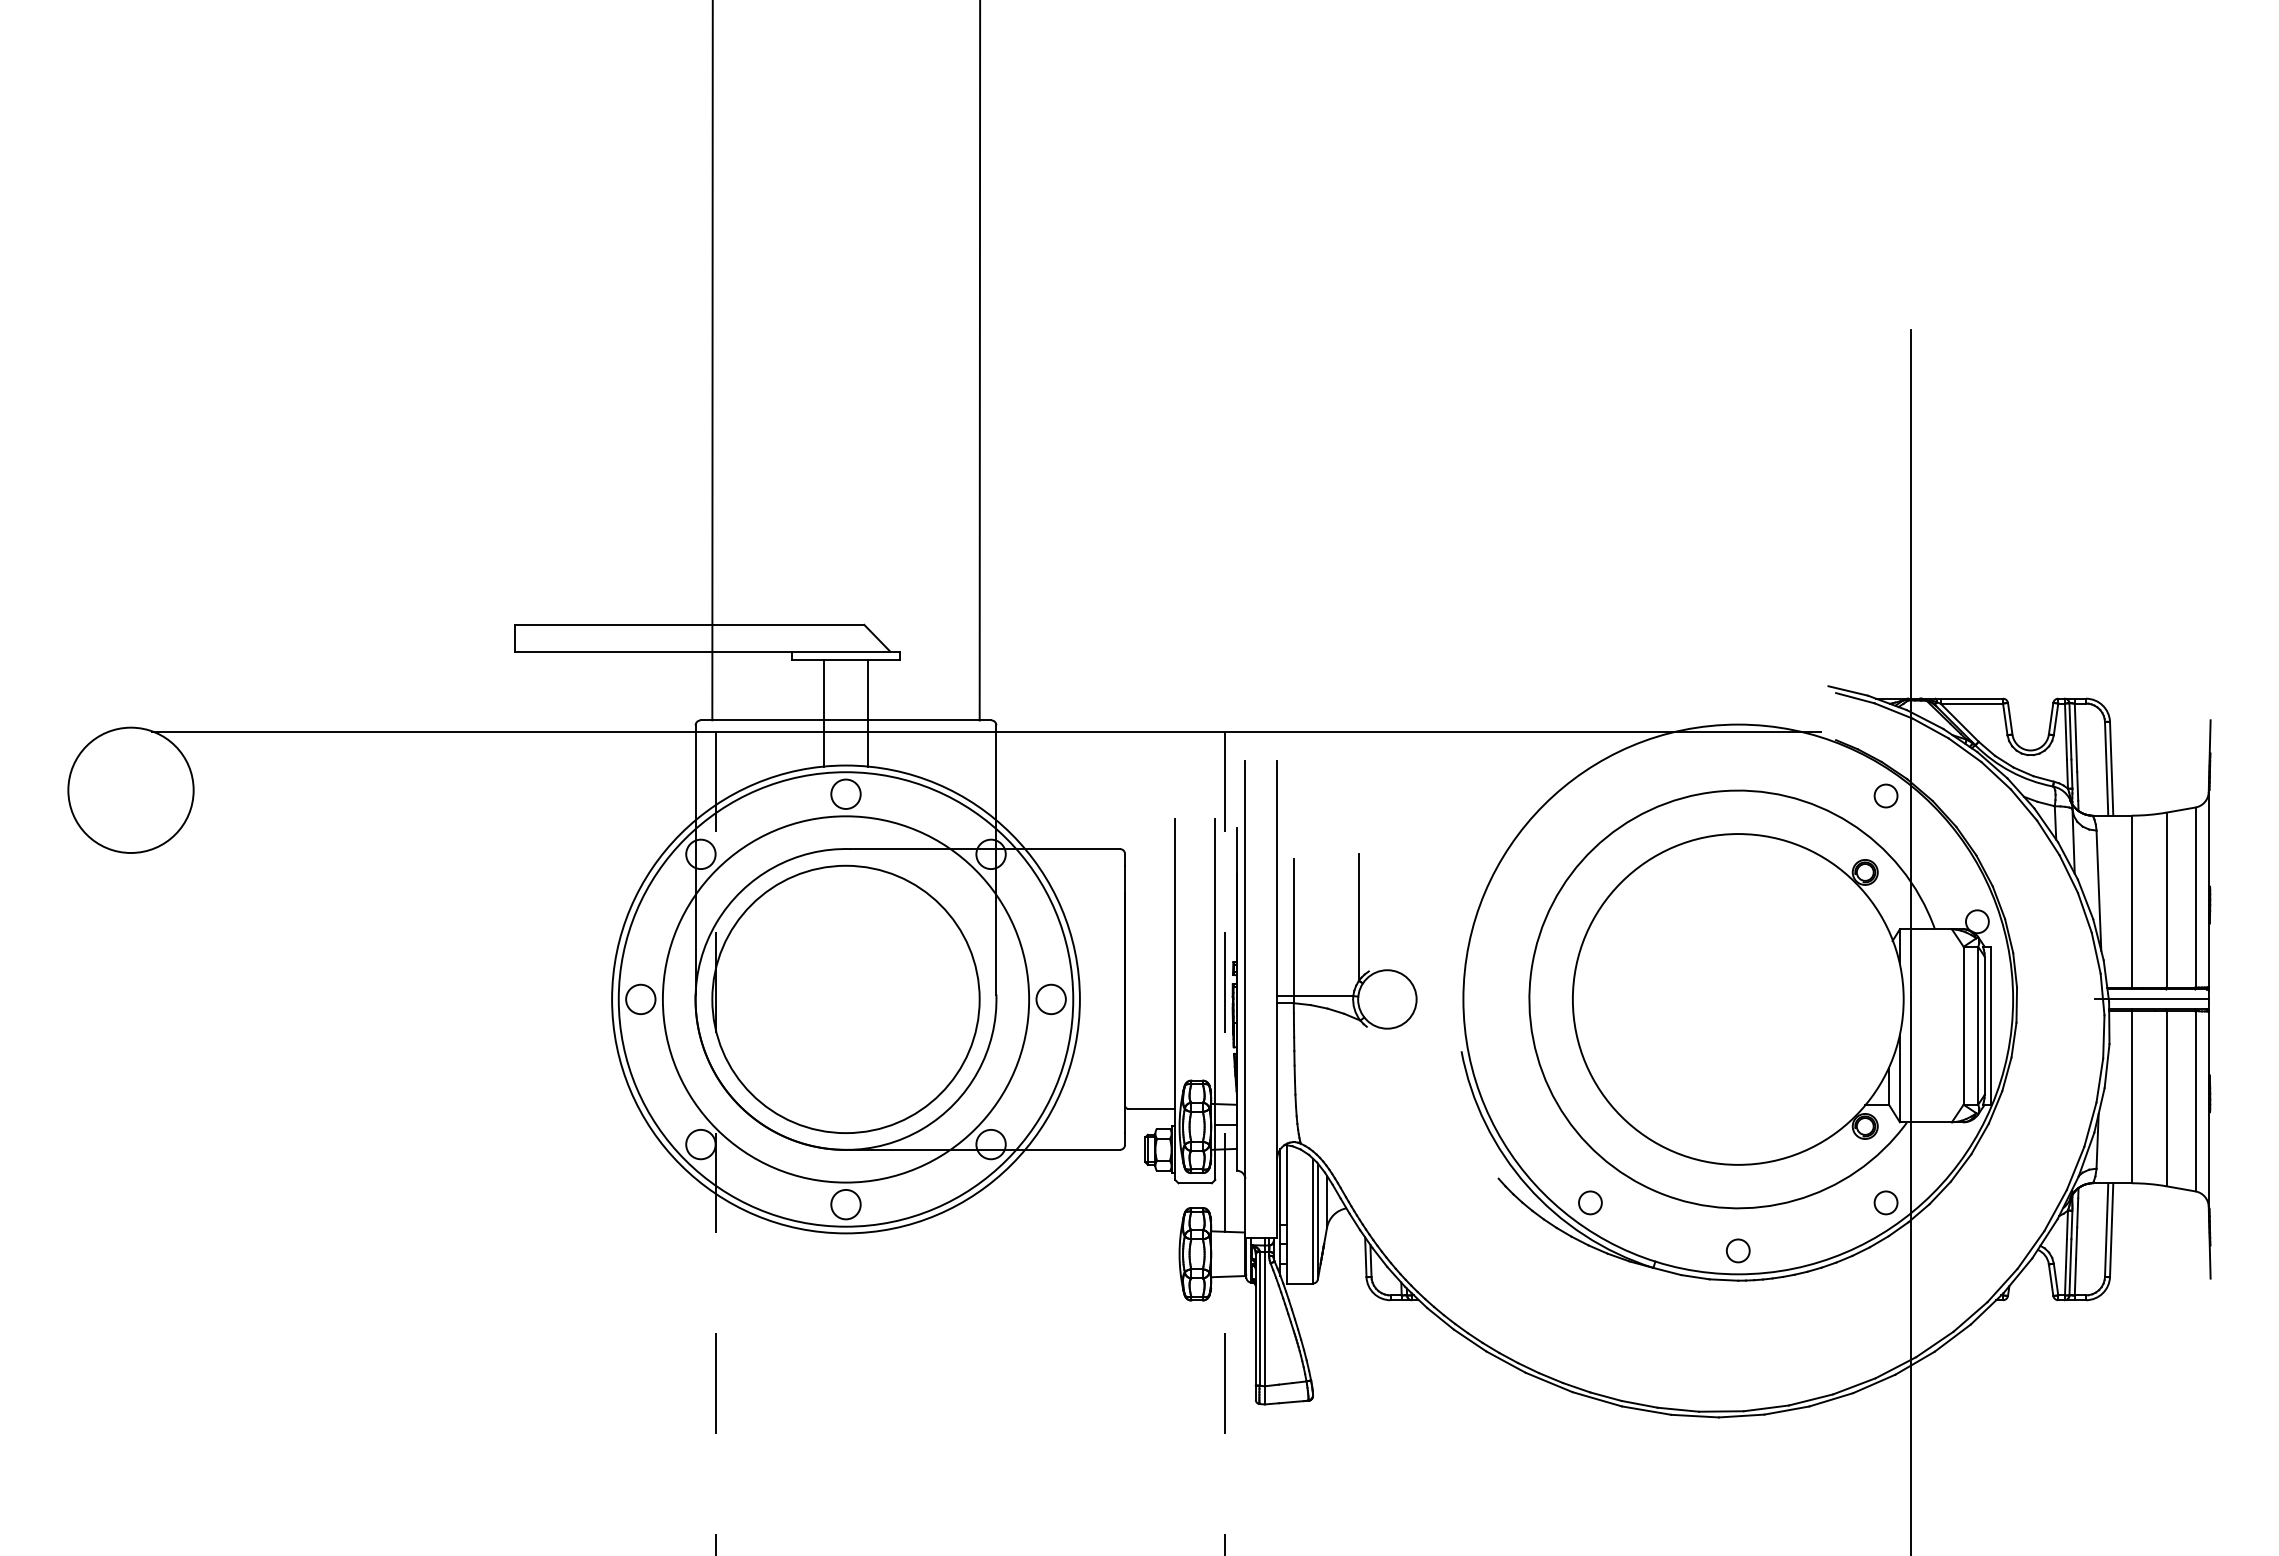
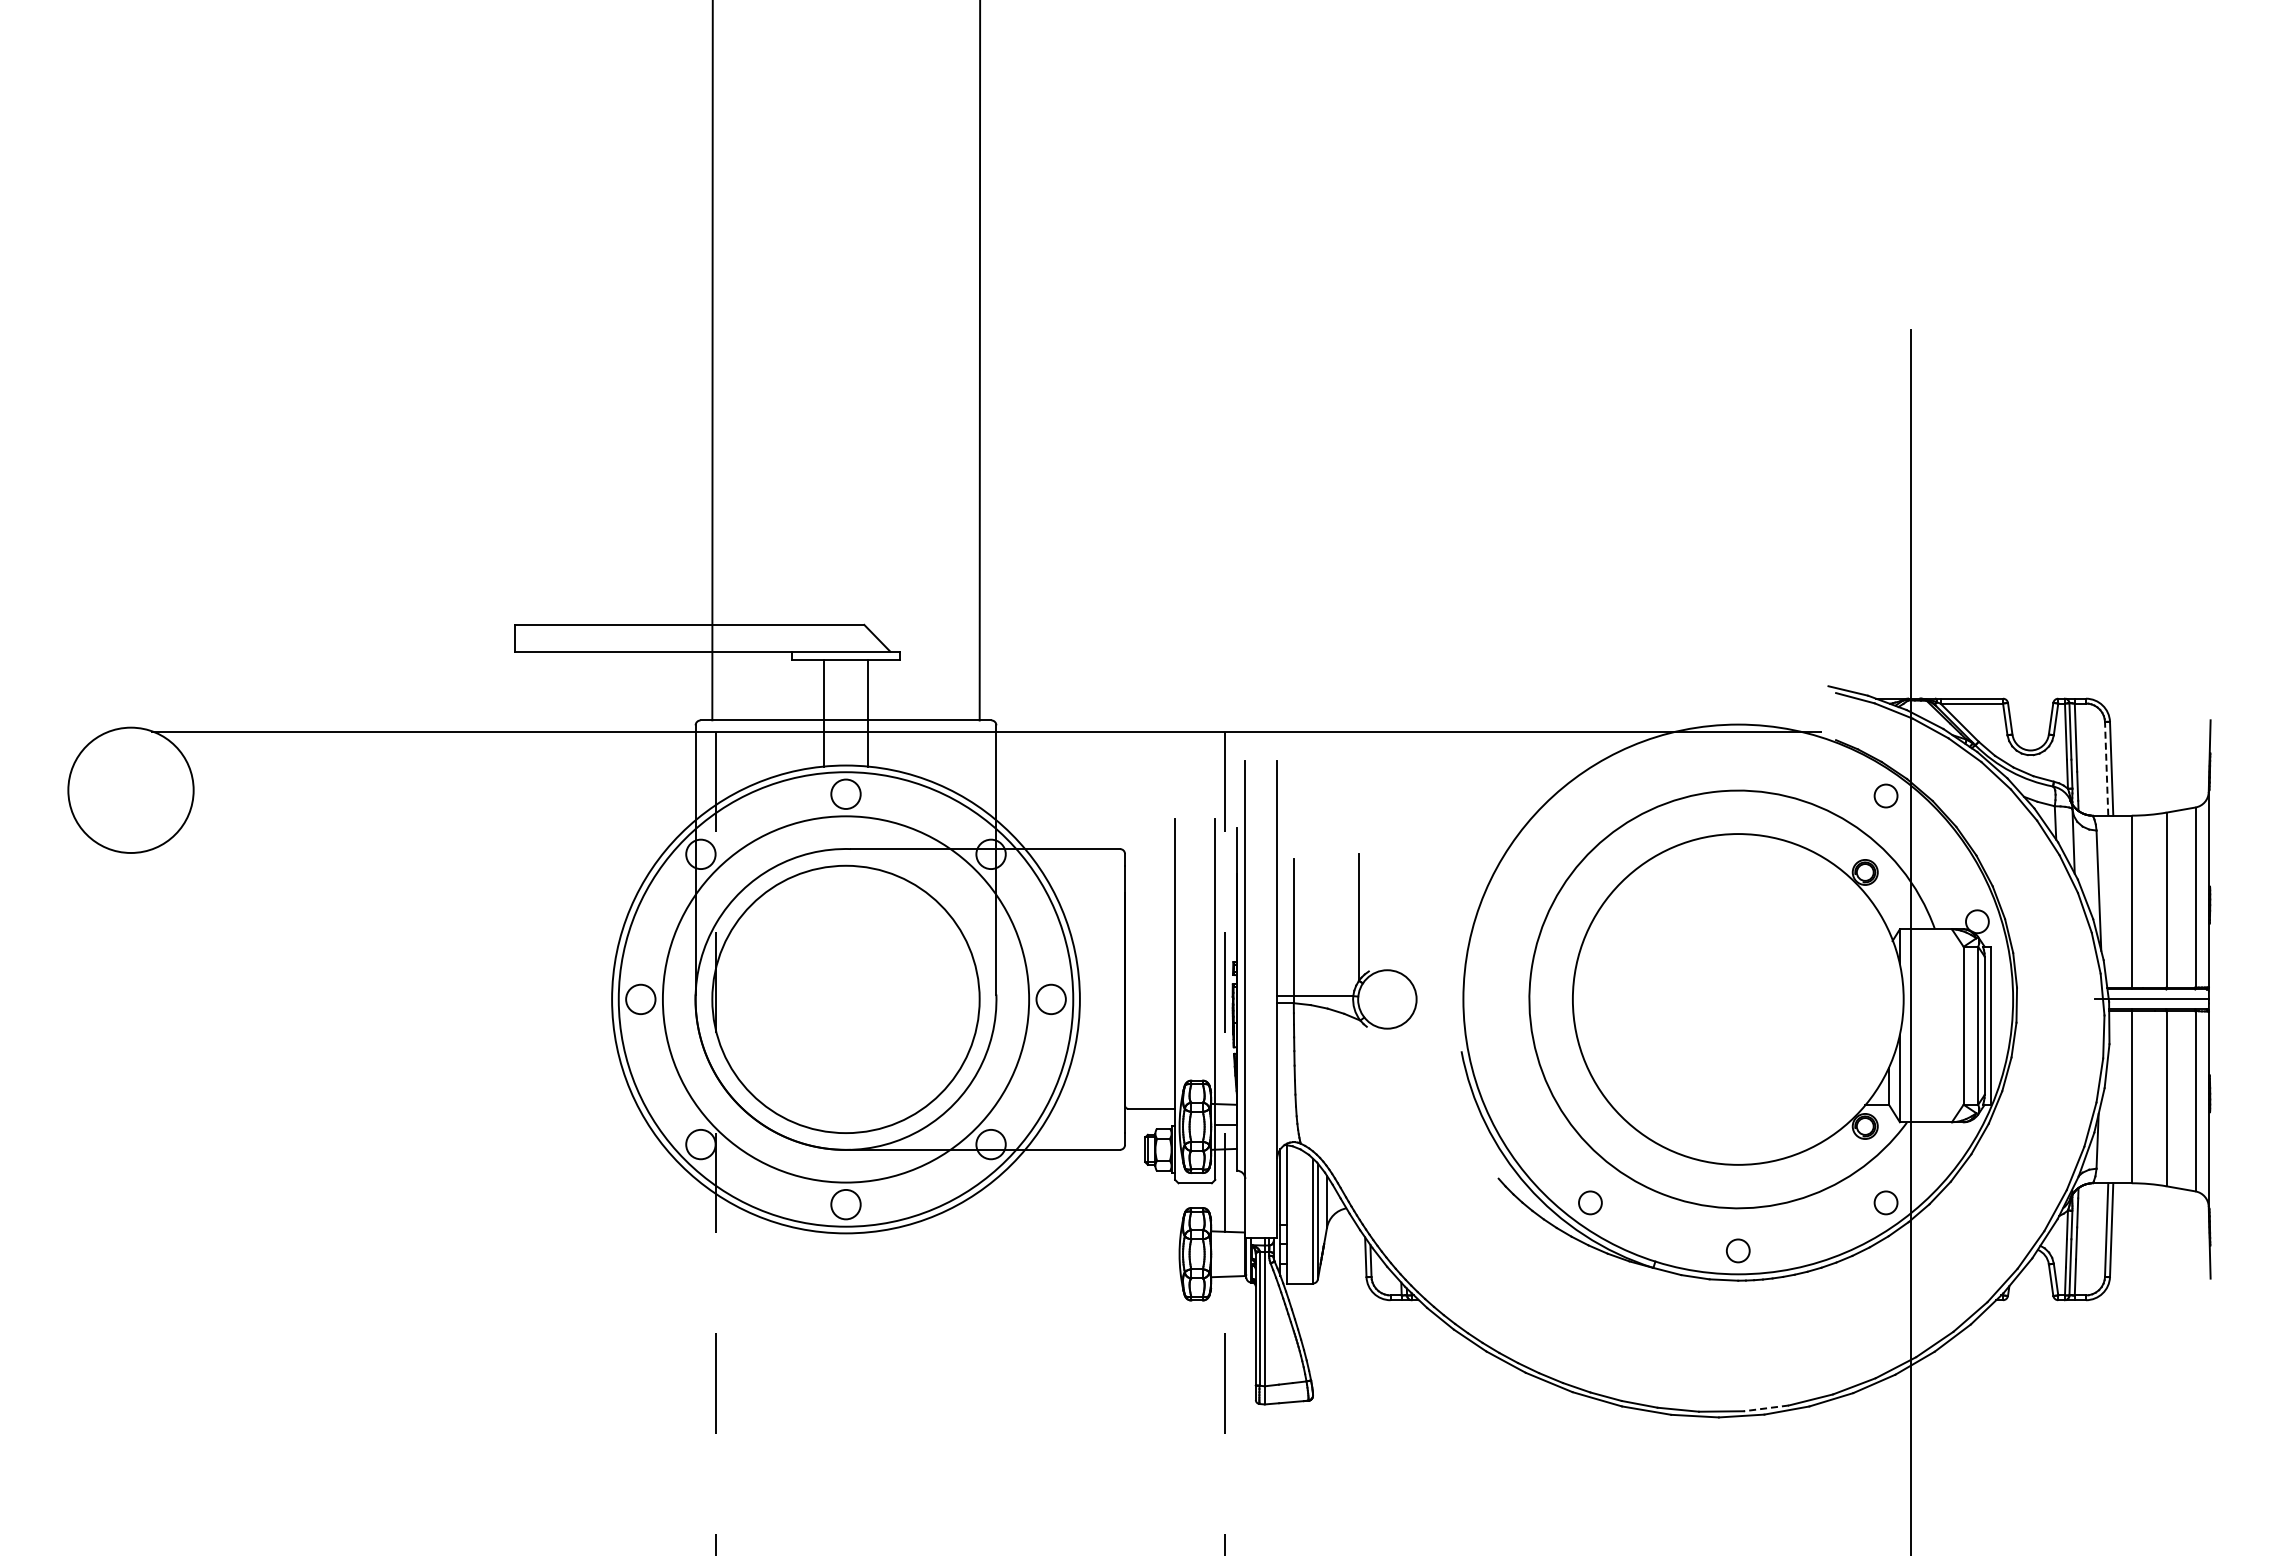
line: solid -> dashed (2106, 768)
line: solid -> dashed (1766, 1408)
